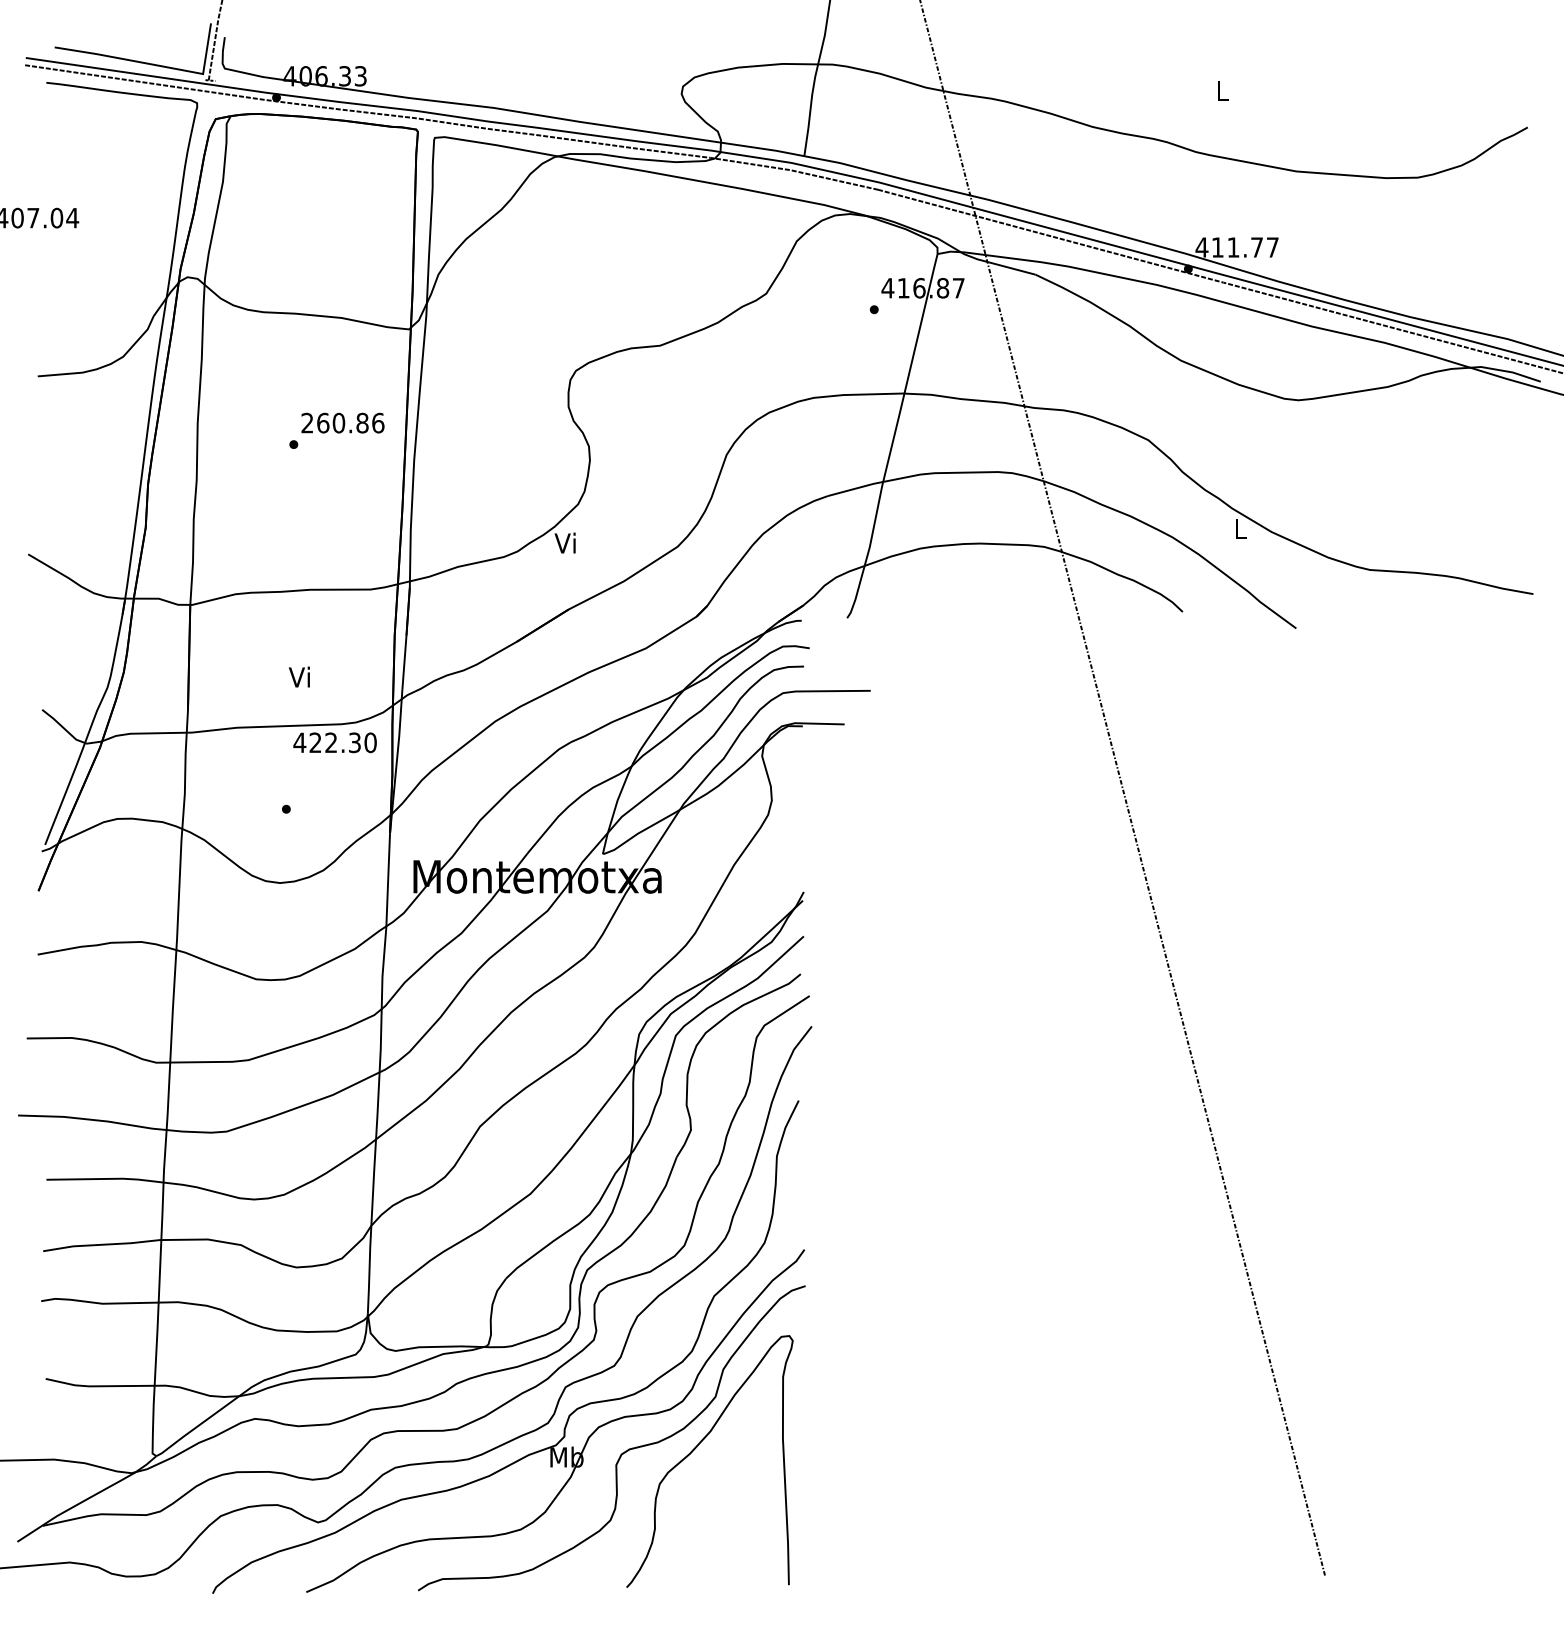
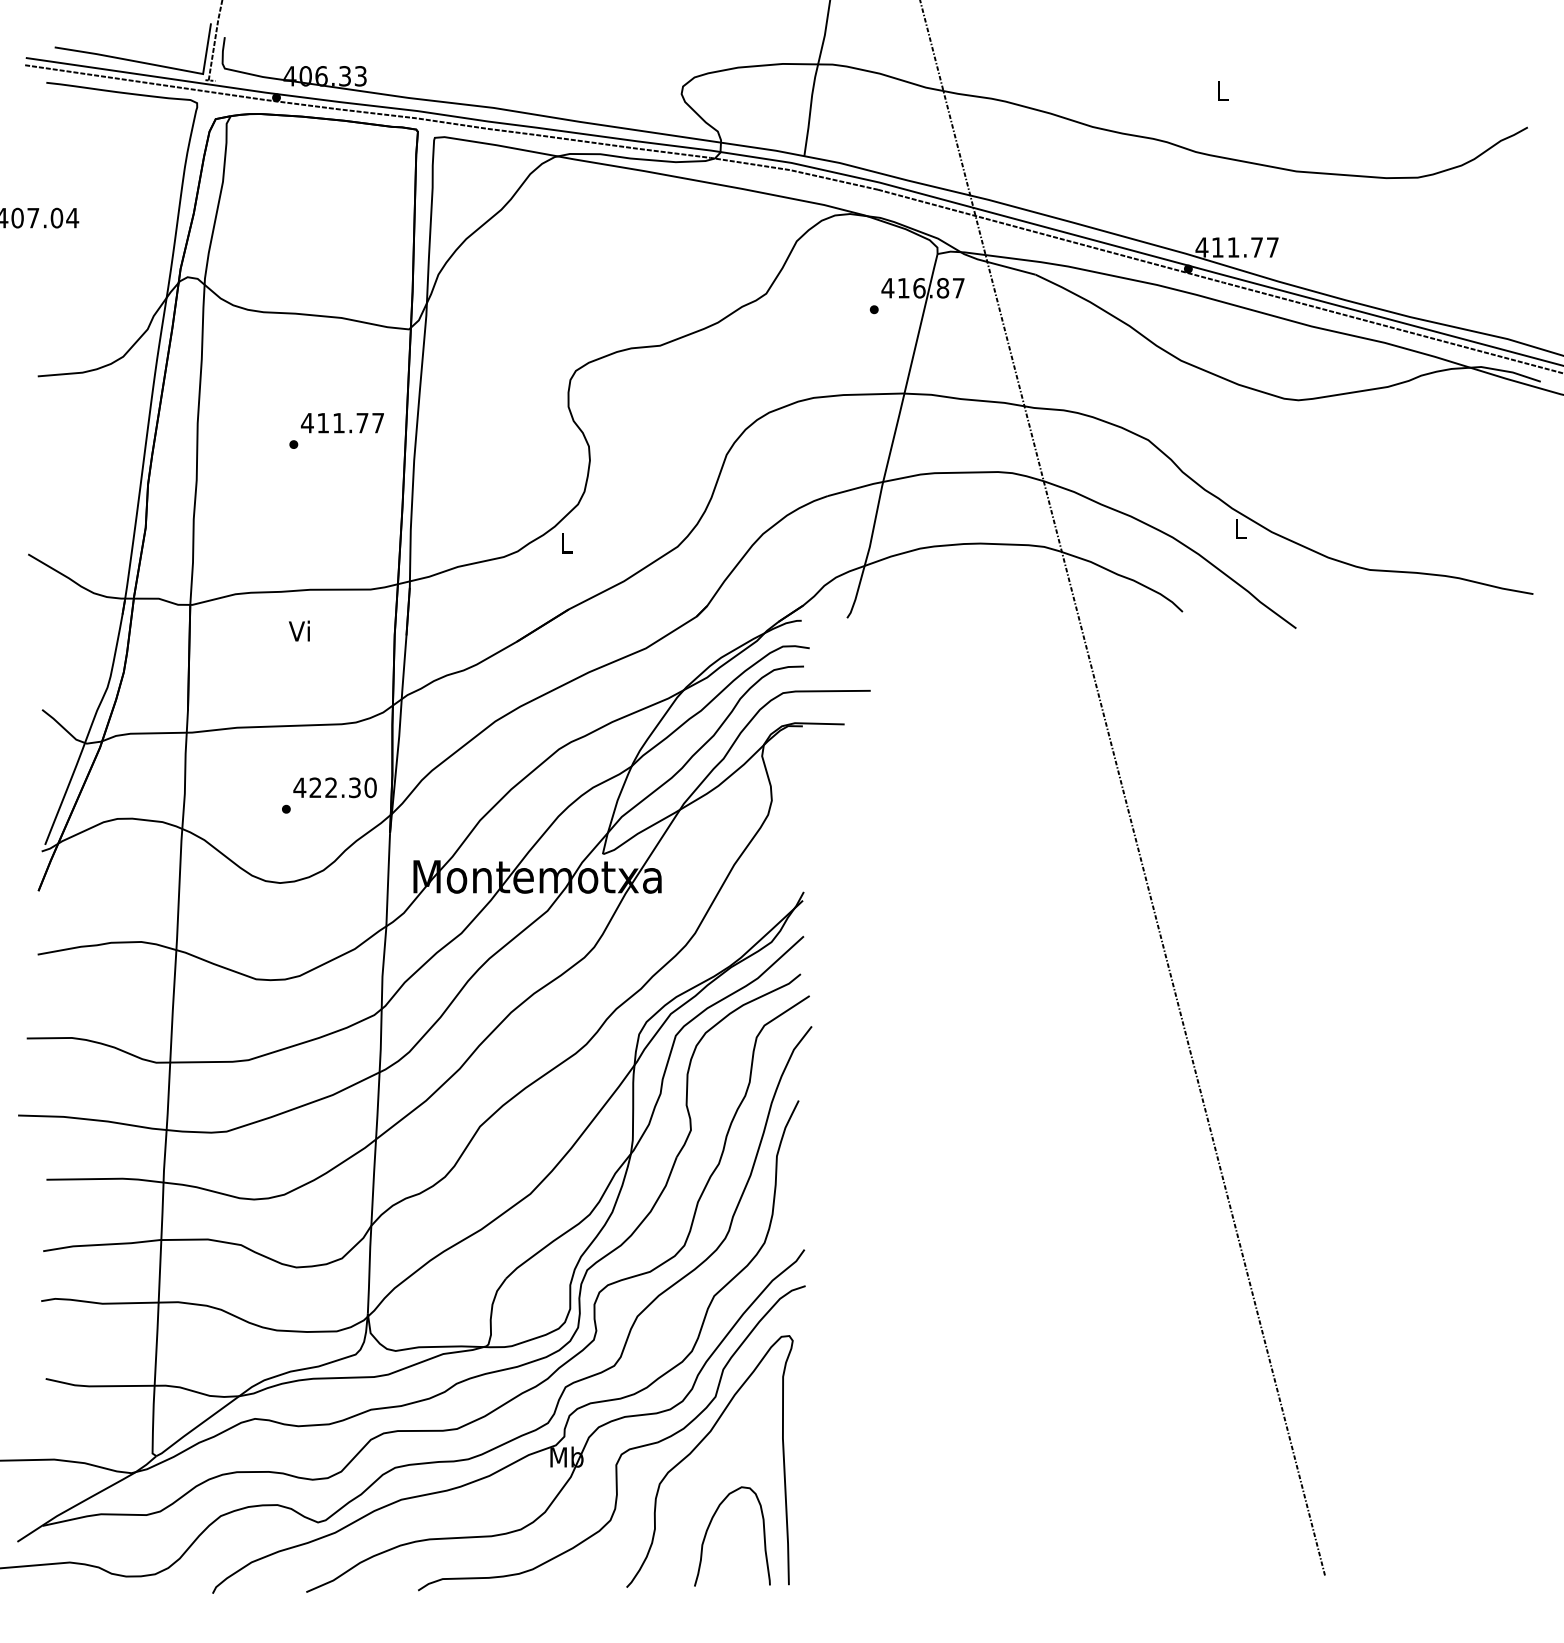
text: 260.86 -> 411.77 (342, 422)
text: Vi -> L (564, 542)
text position: (298, 676) -> (298, 630) (298, 630)
text position: (334, 742) -> (334, 787) (334, 787)
curve: none -> present (710, 1525)
